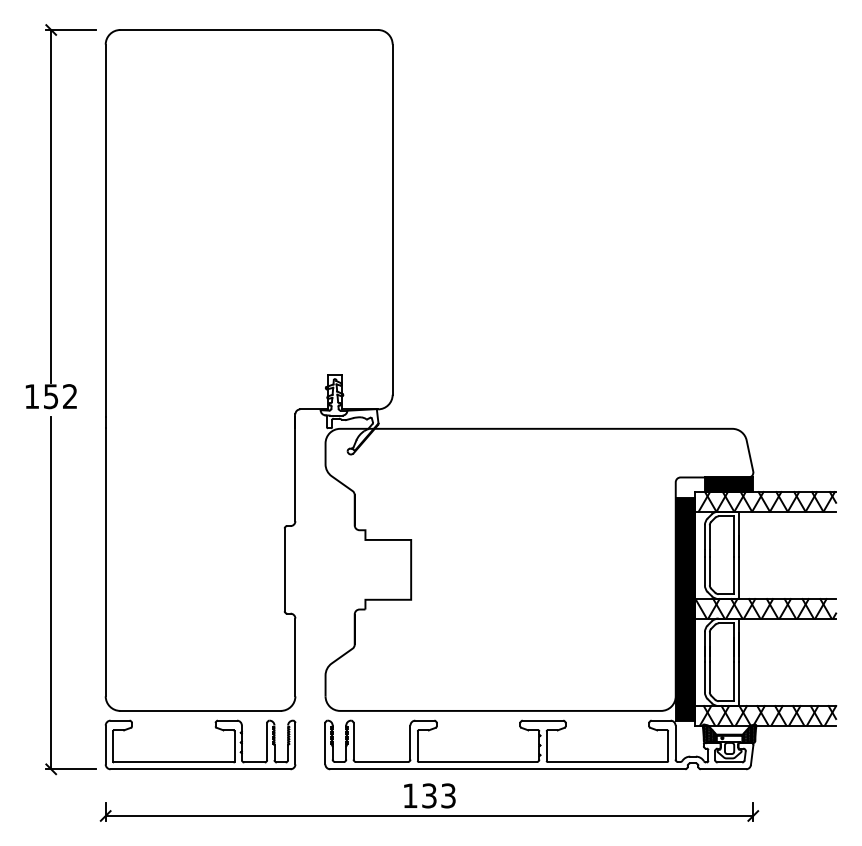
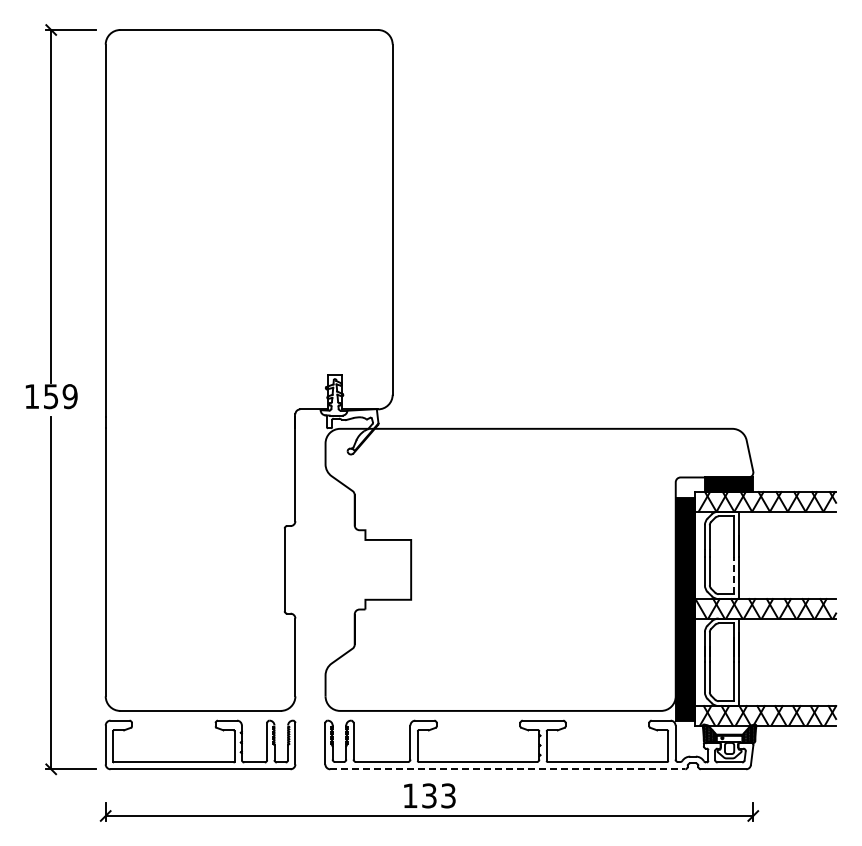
text: 152 -> 159 (69, 396)
line: solid -> dashed (734, 575)
line: solid -> dashed (507, 769)
